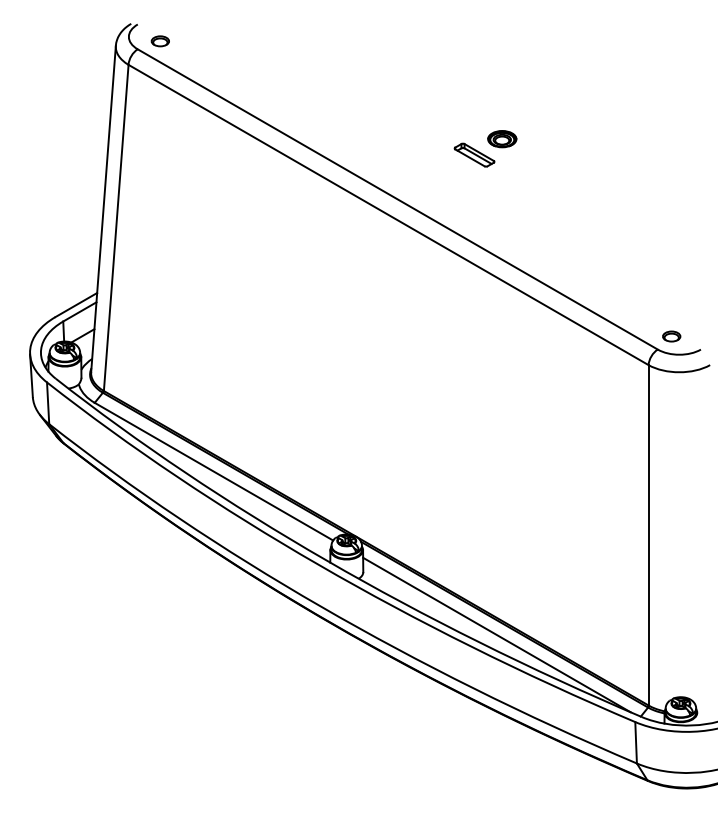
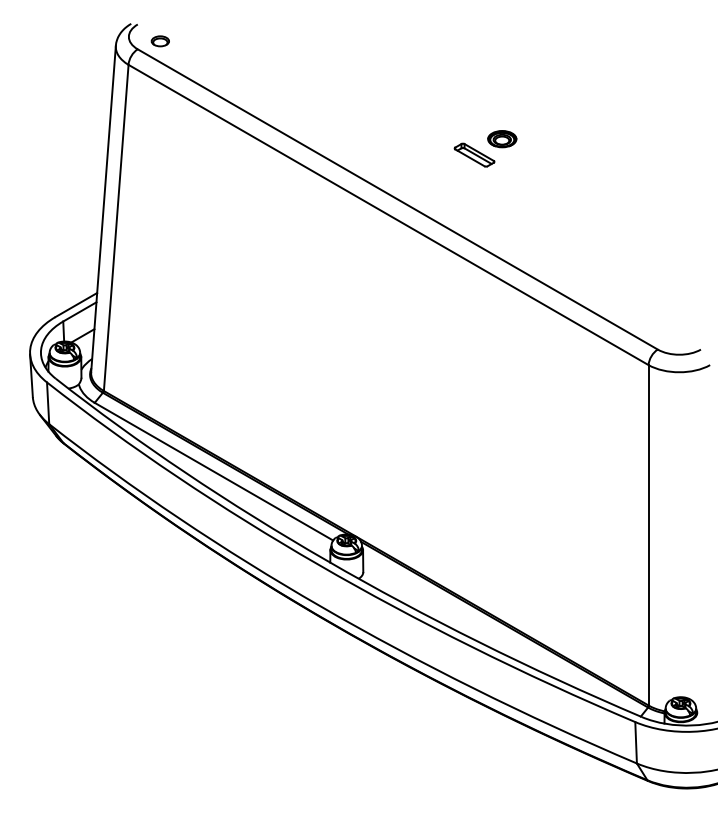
part: present -> none (671, 336)
line: present -> none (496, 634)
